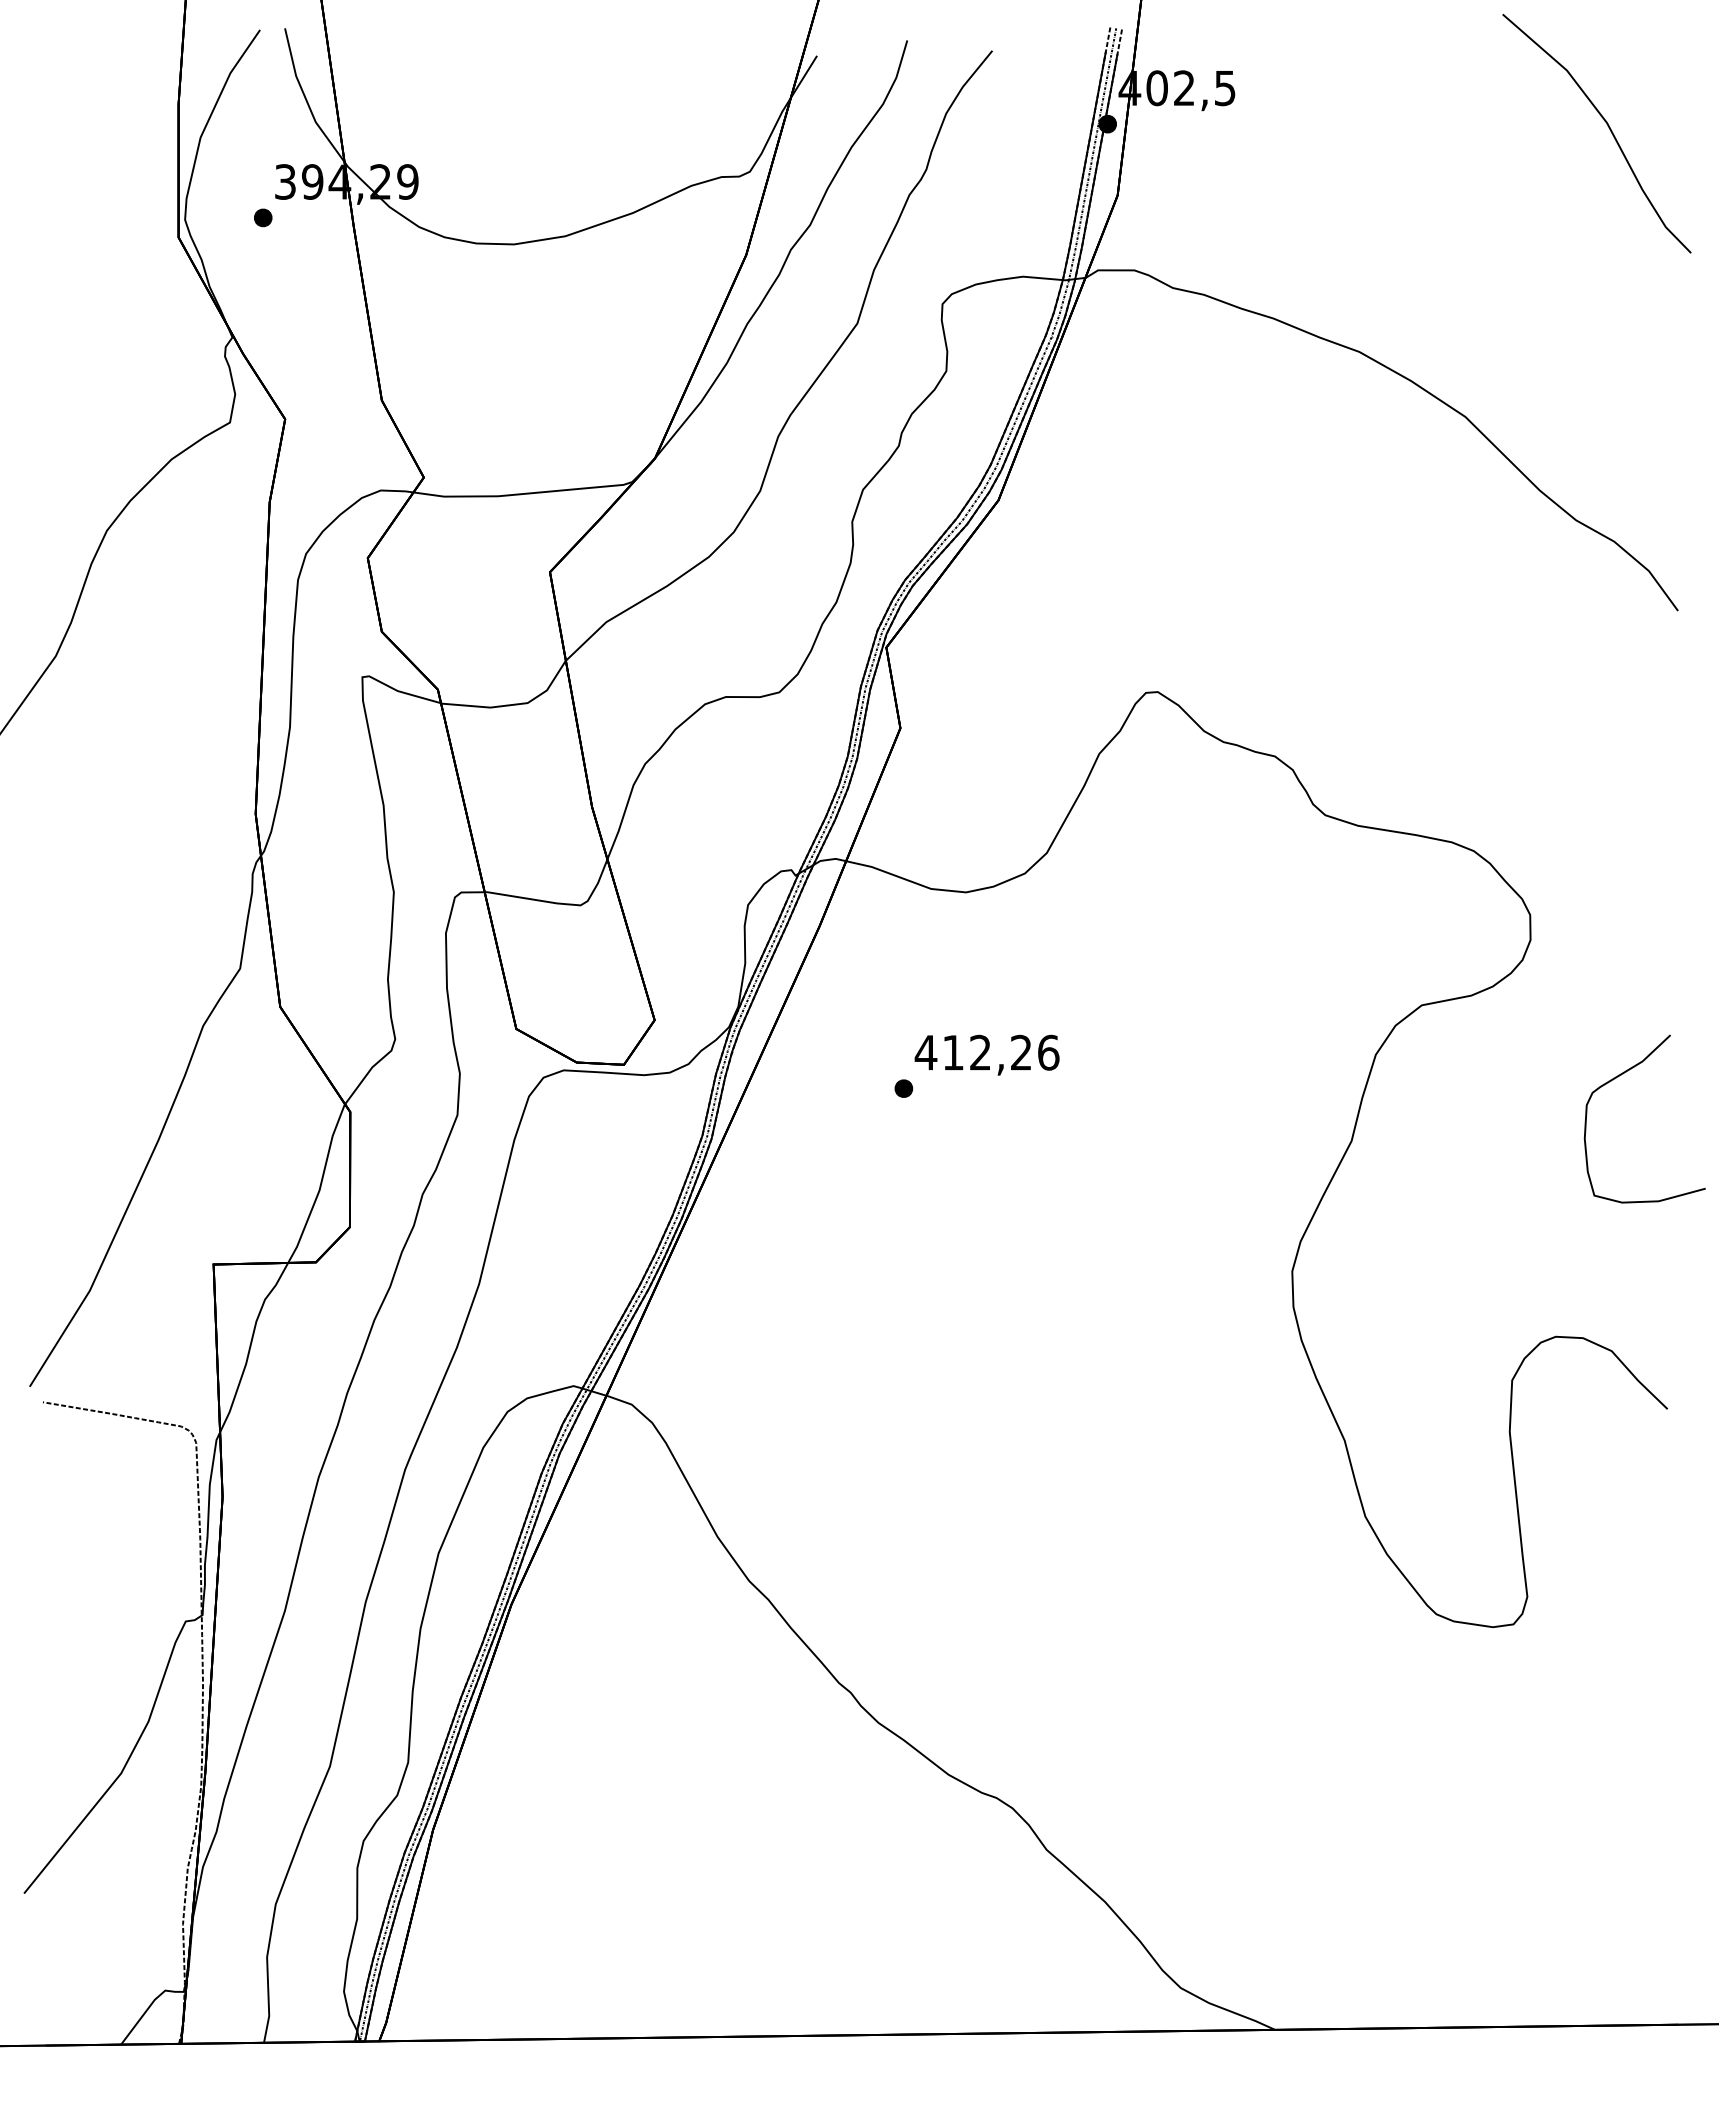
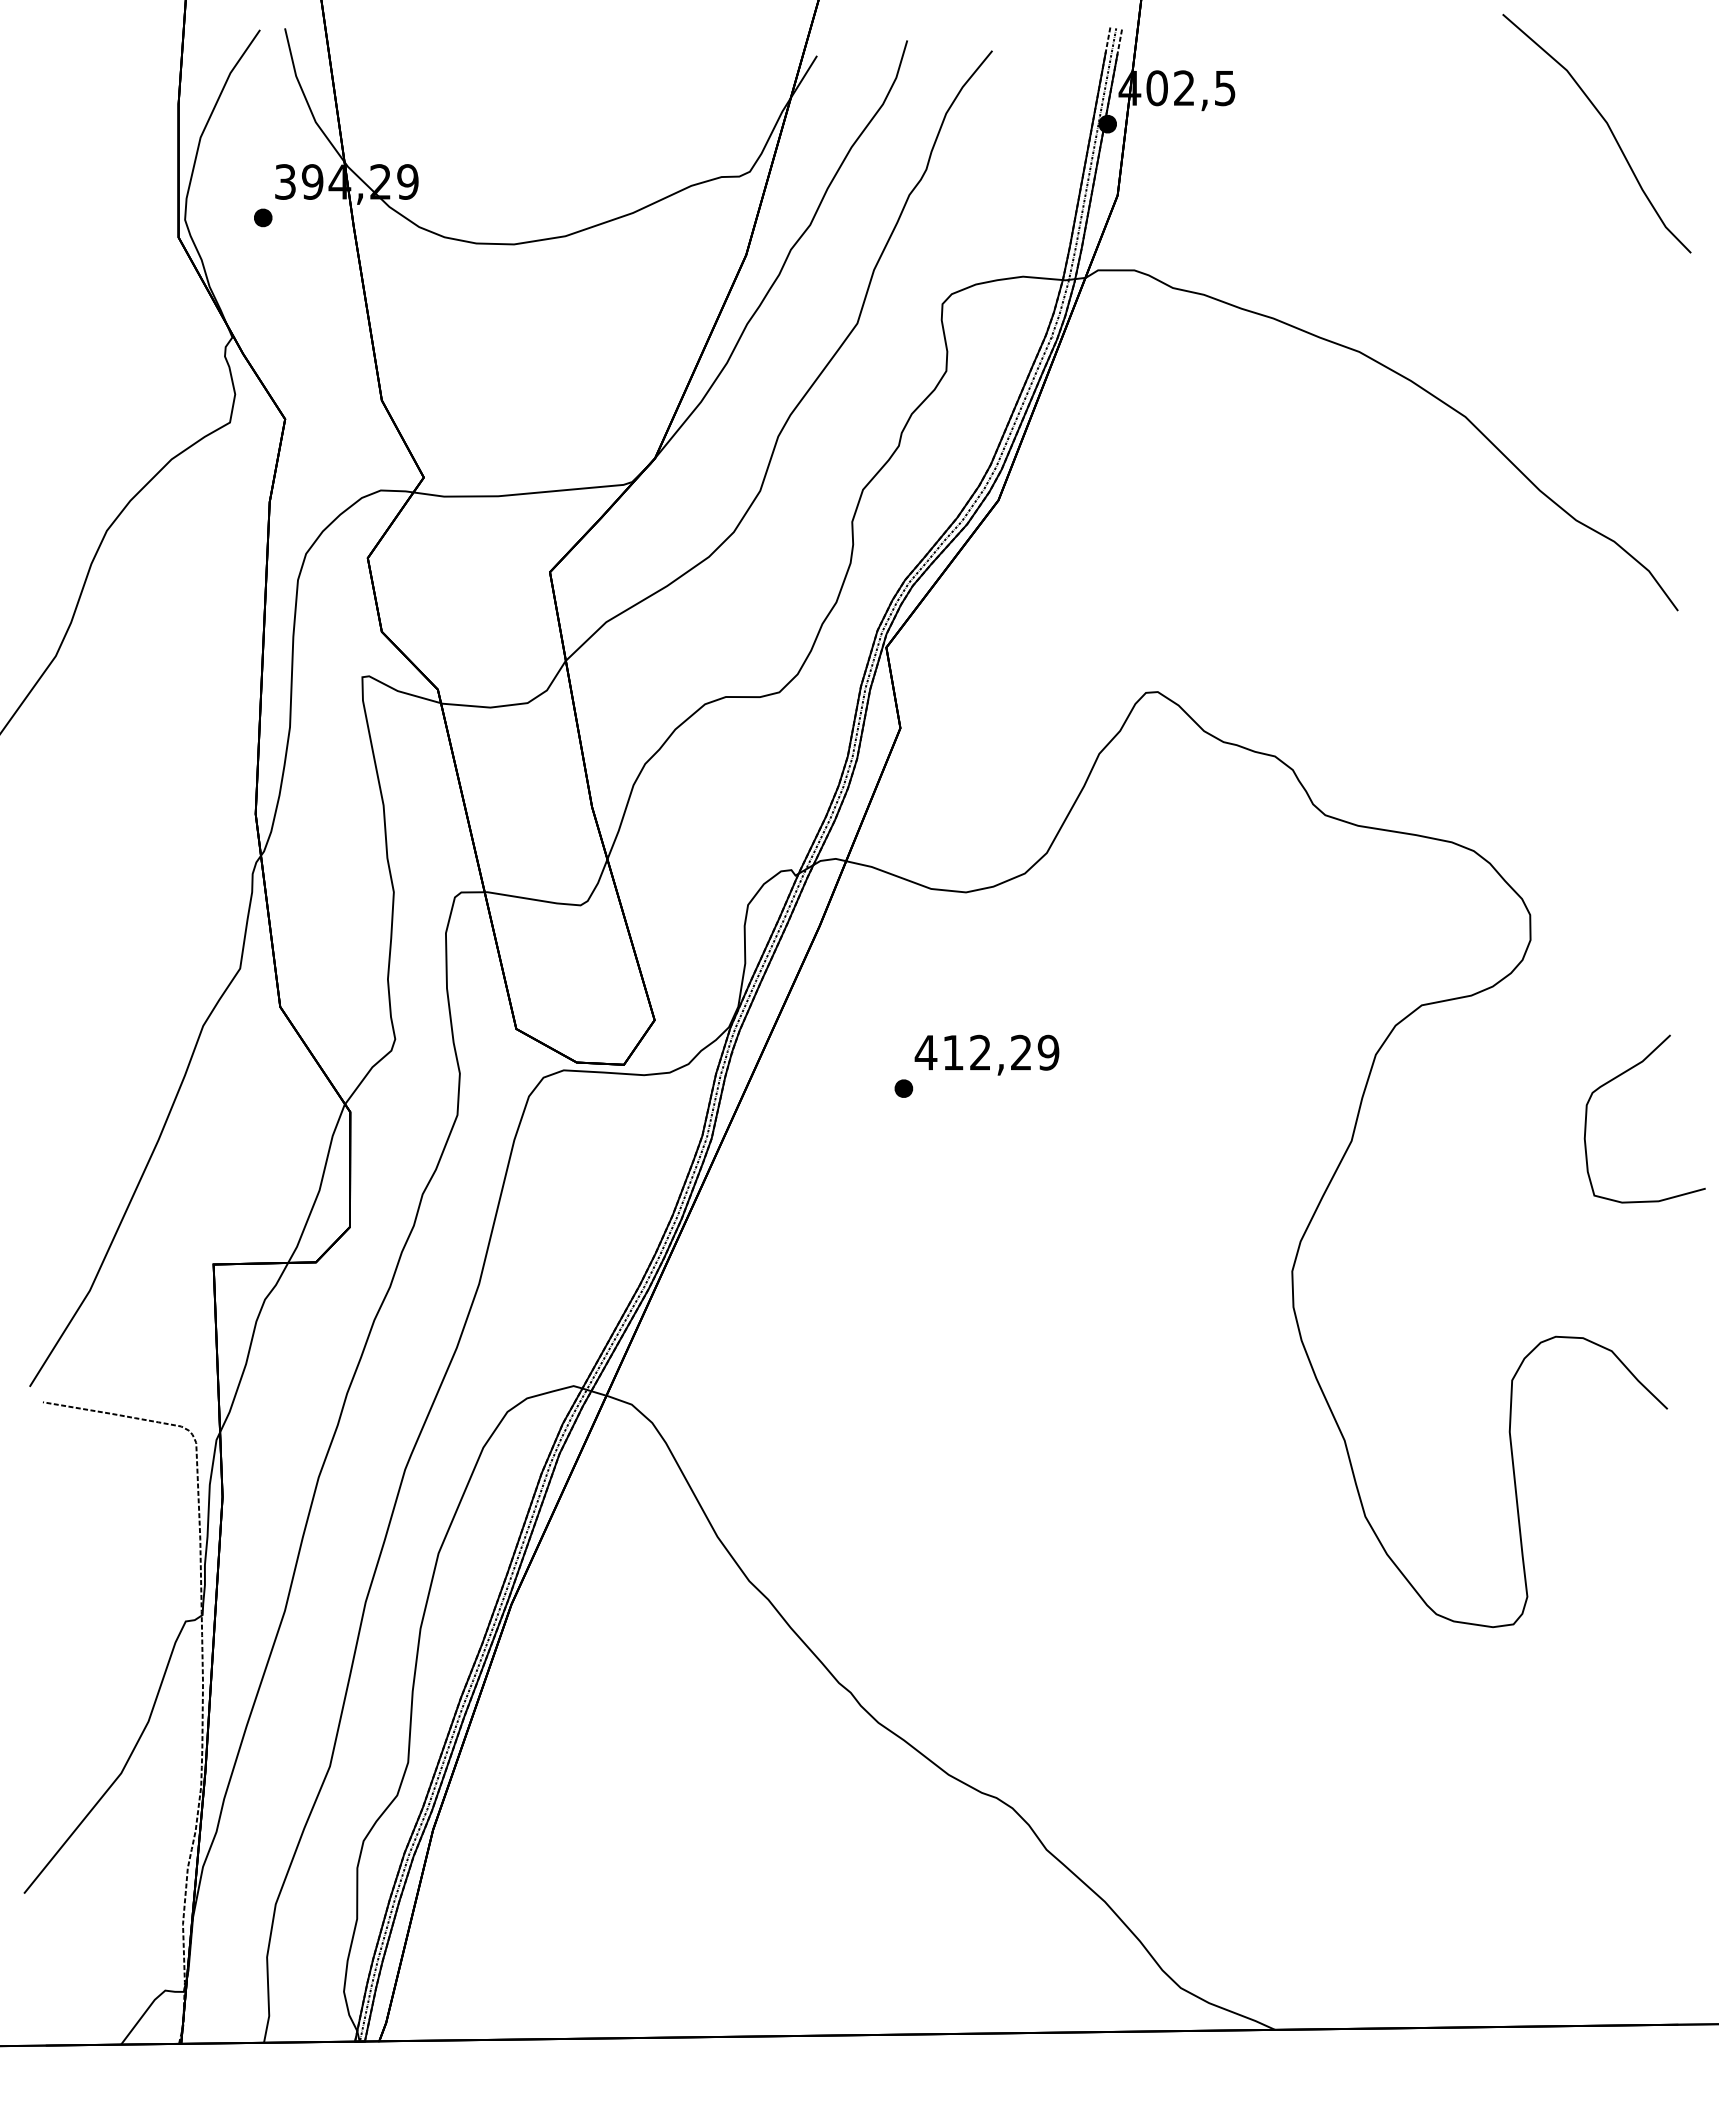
text: 412,26 -> 412,29 (1048, 1052)
